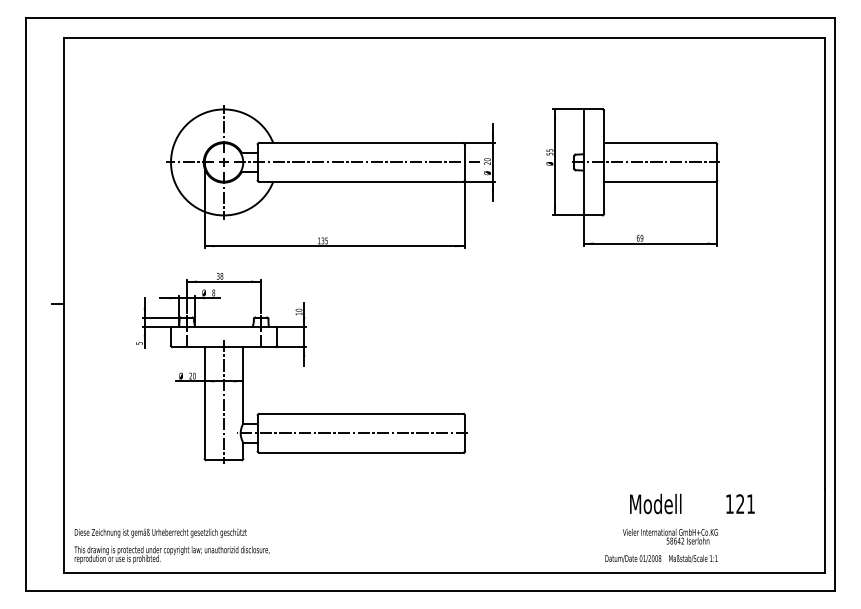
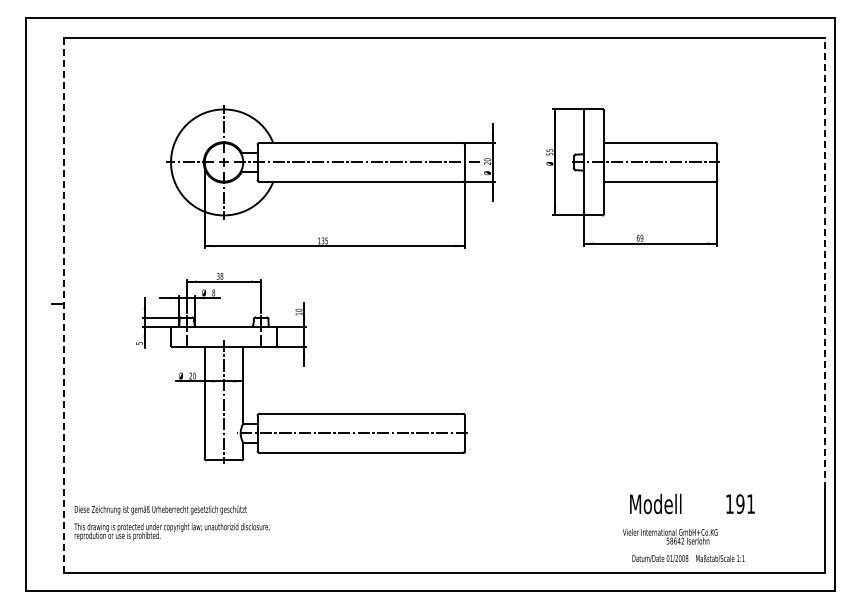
line: solid -> dashed (824, 263)
line: solid -> dashed (64, 305)
text: 121 -> 191 (740, 504)
text position: (171, 545) -> (171, 522) (171, 522)
text position: (661, 558) -> (688, 558) (688, 558)
